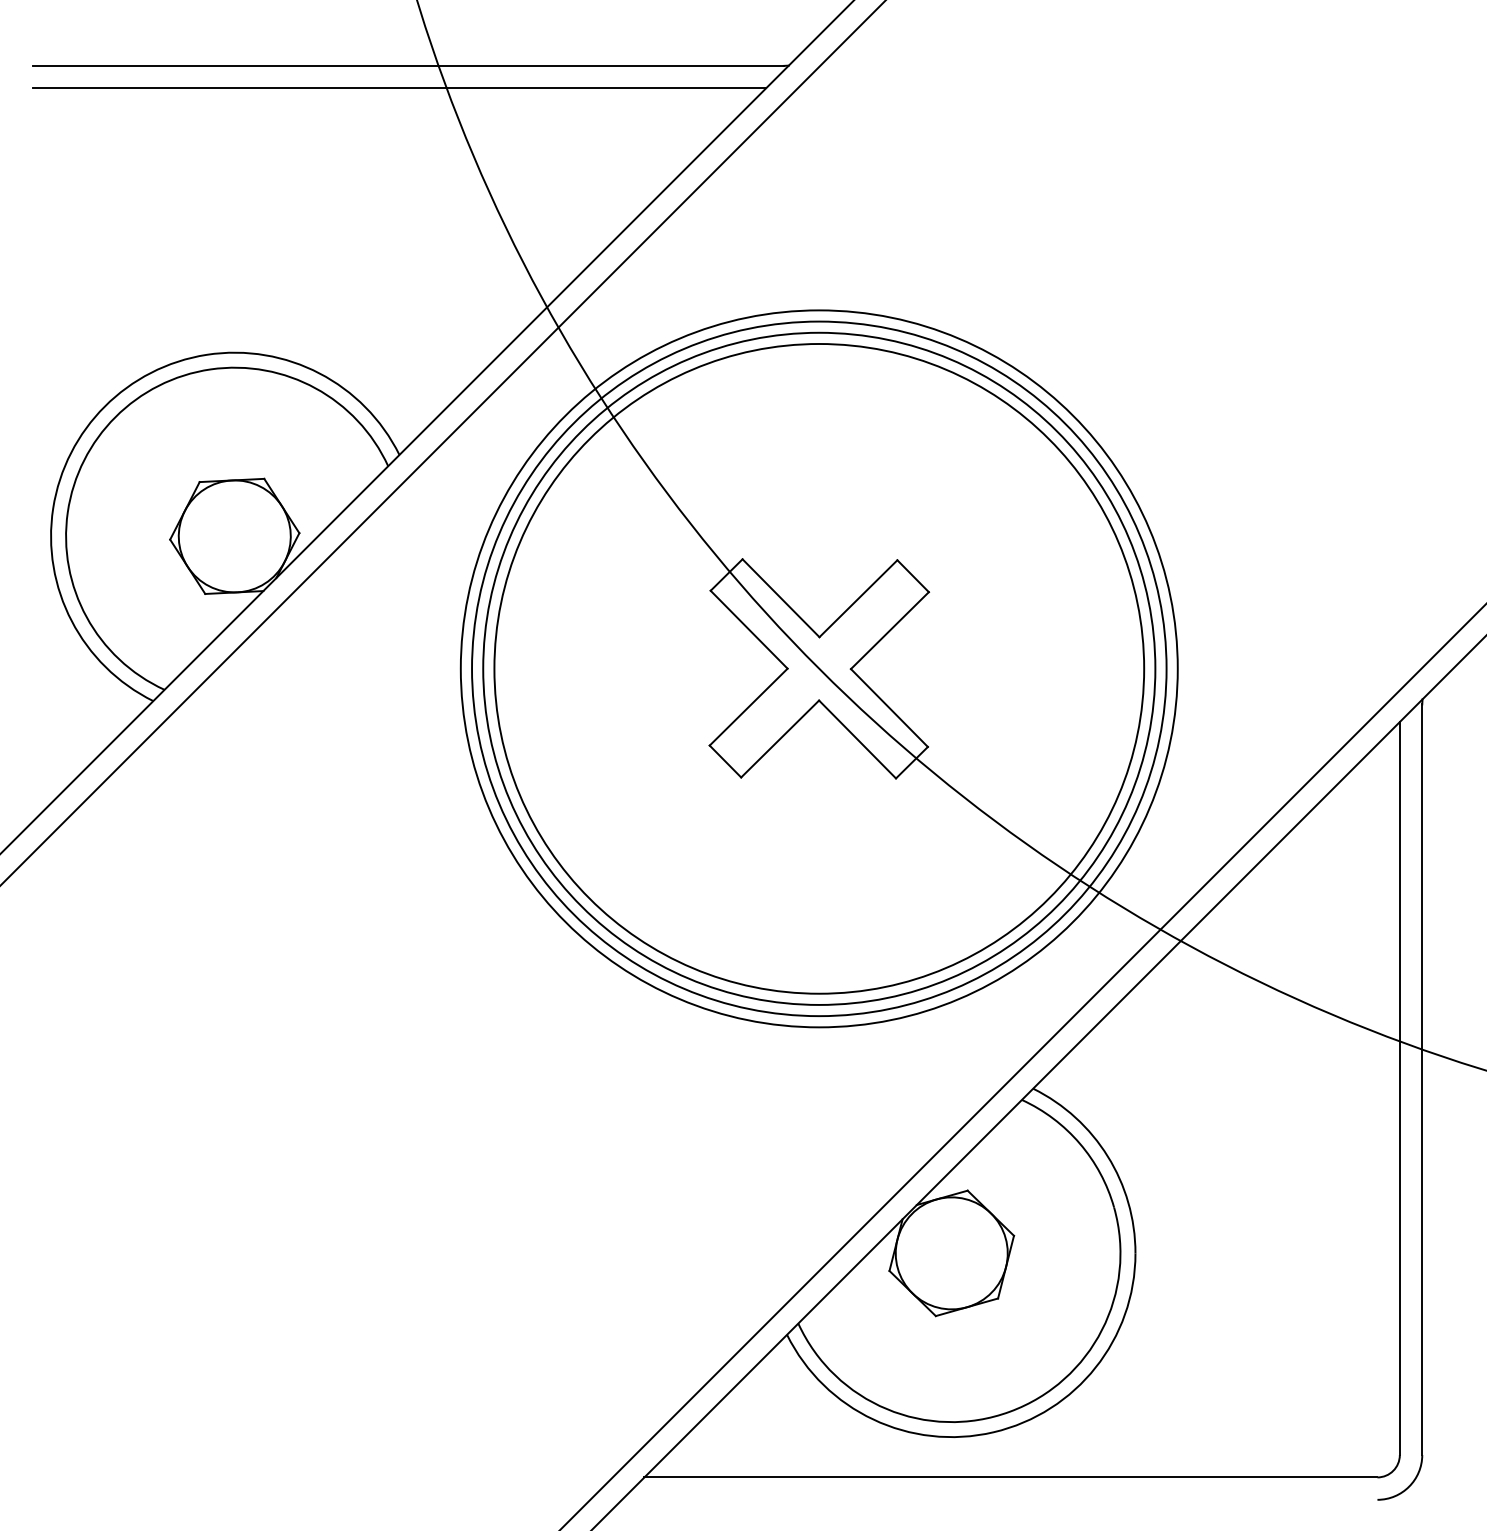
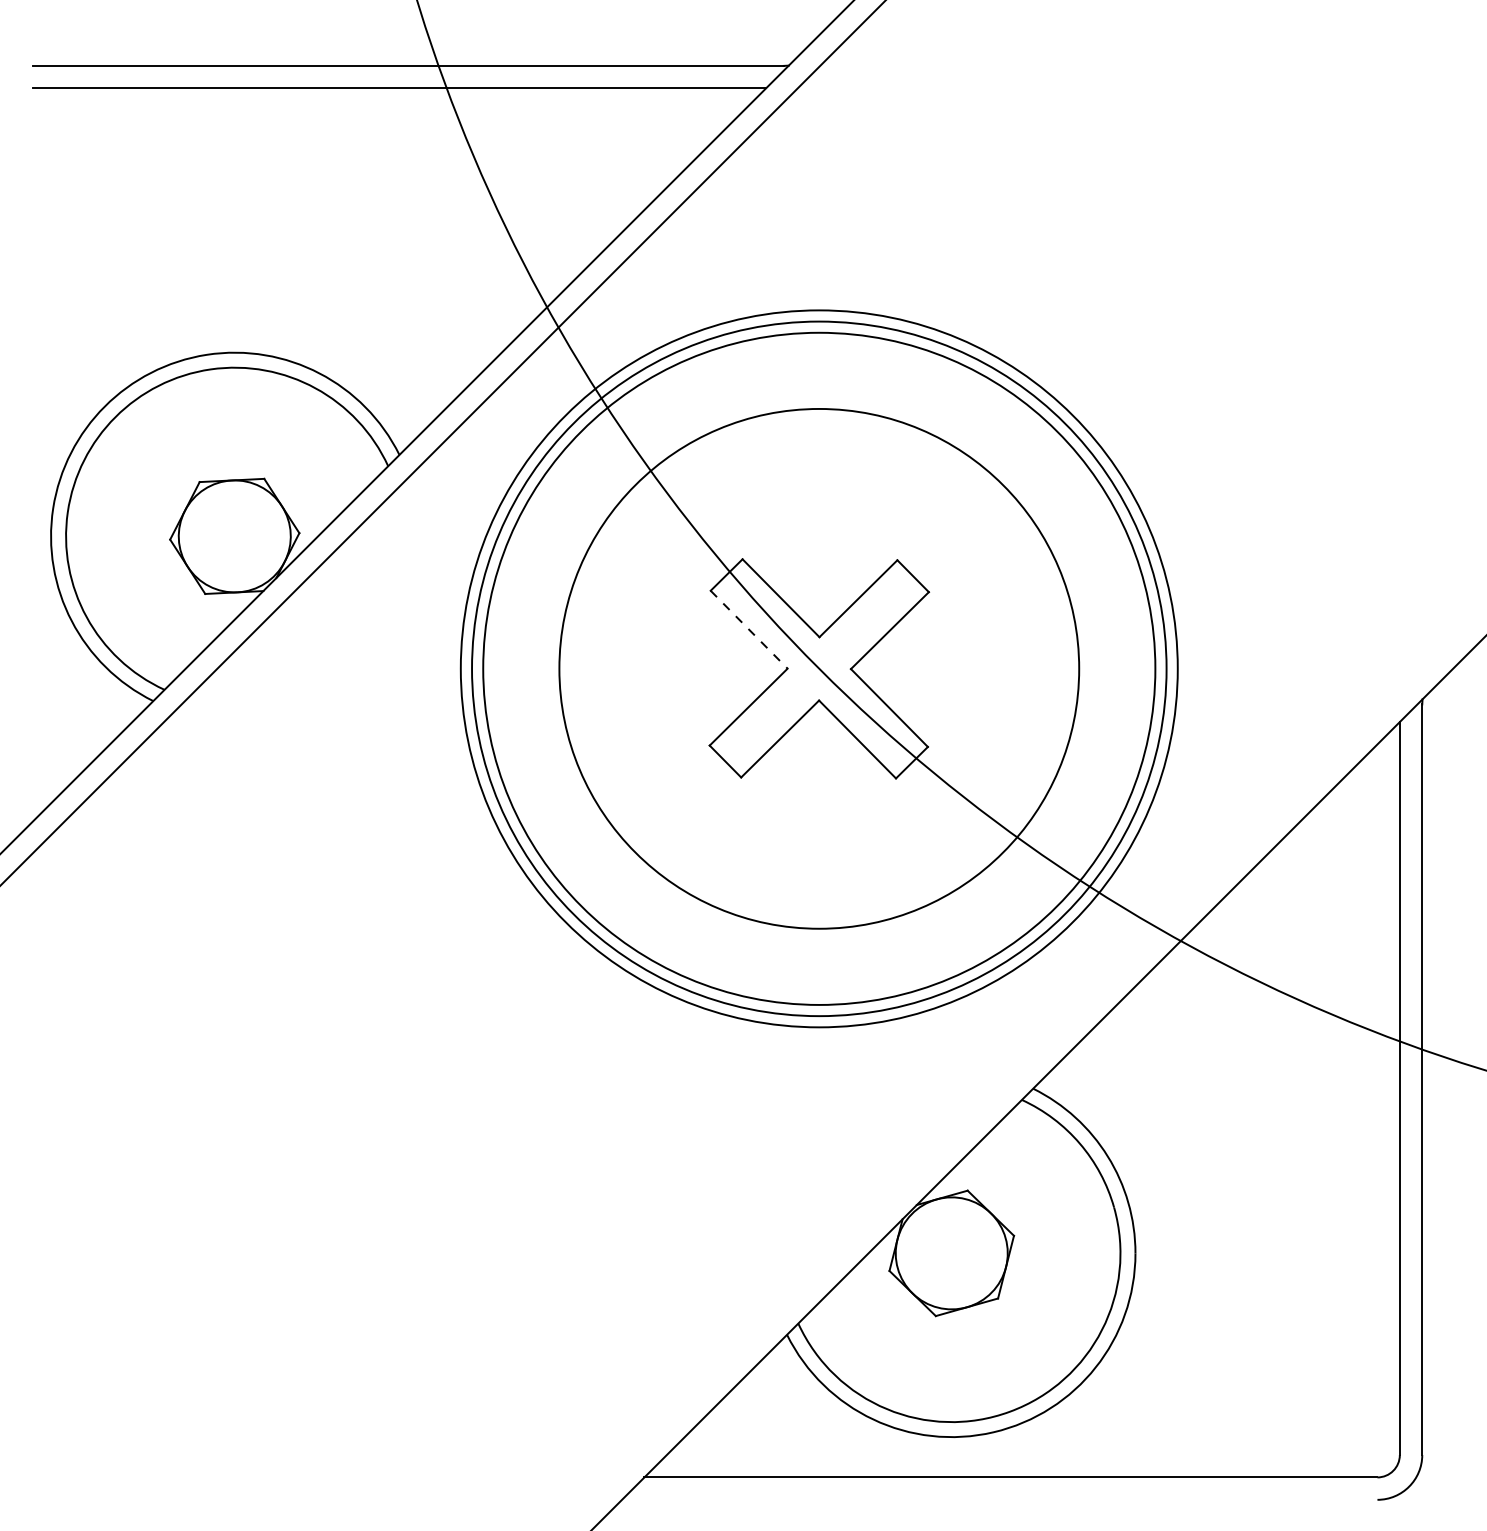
line: solid -> dashed (749, 629)
circle diameter: 650 px -> 520 px (819, 668)
line: present -> none (1022, 1066)
